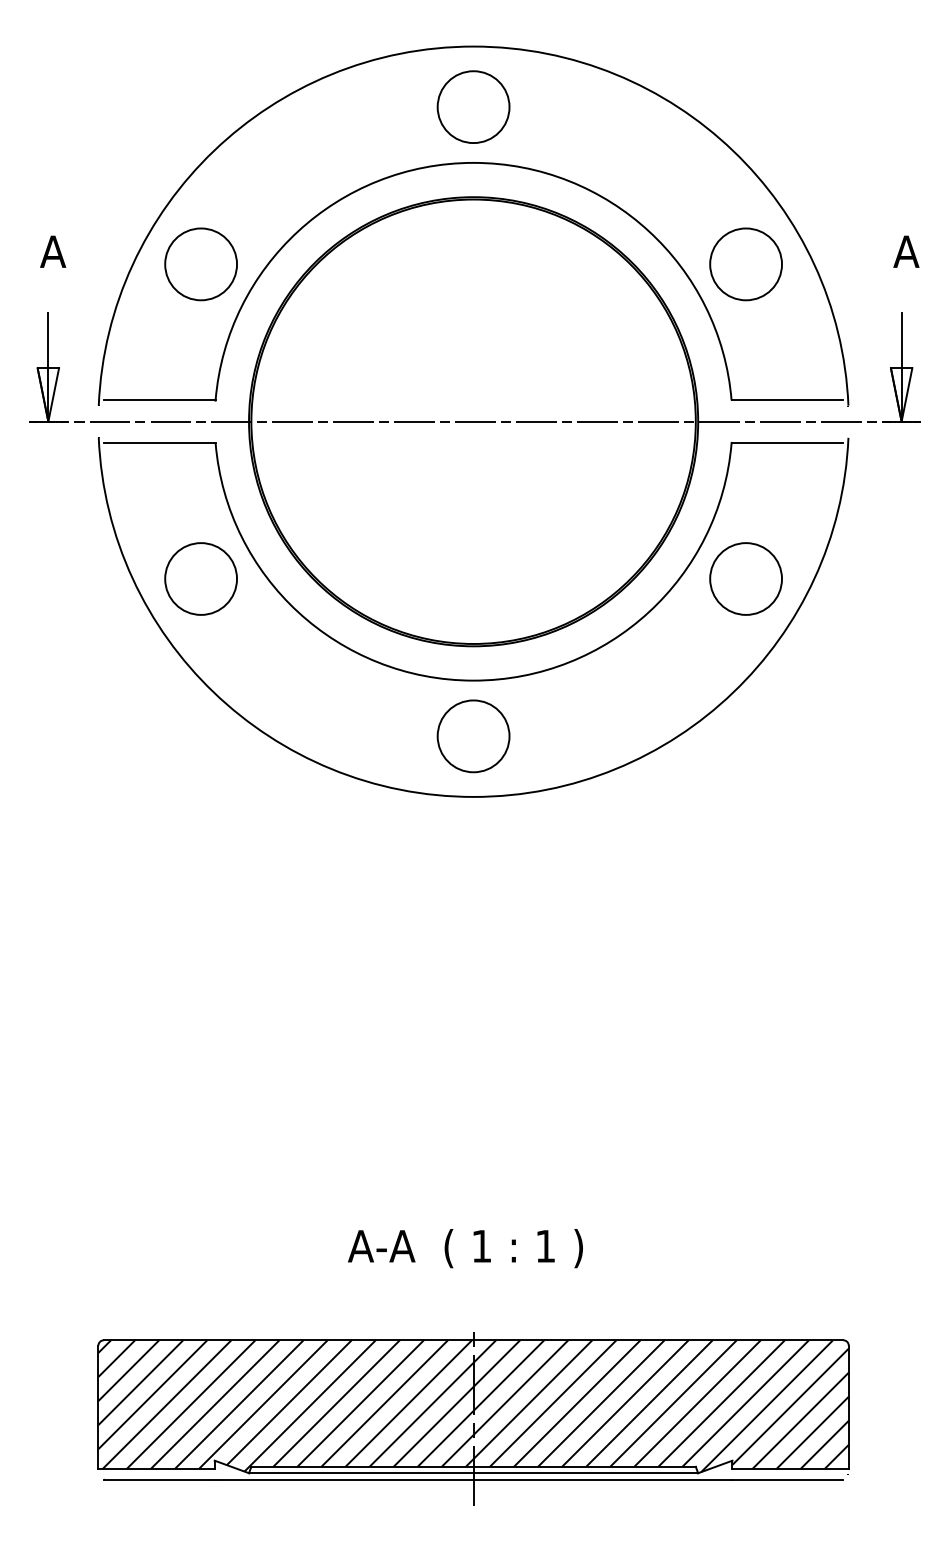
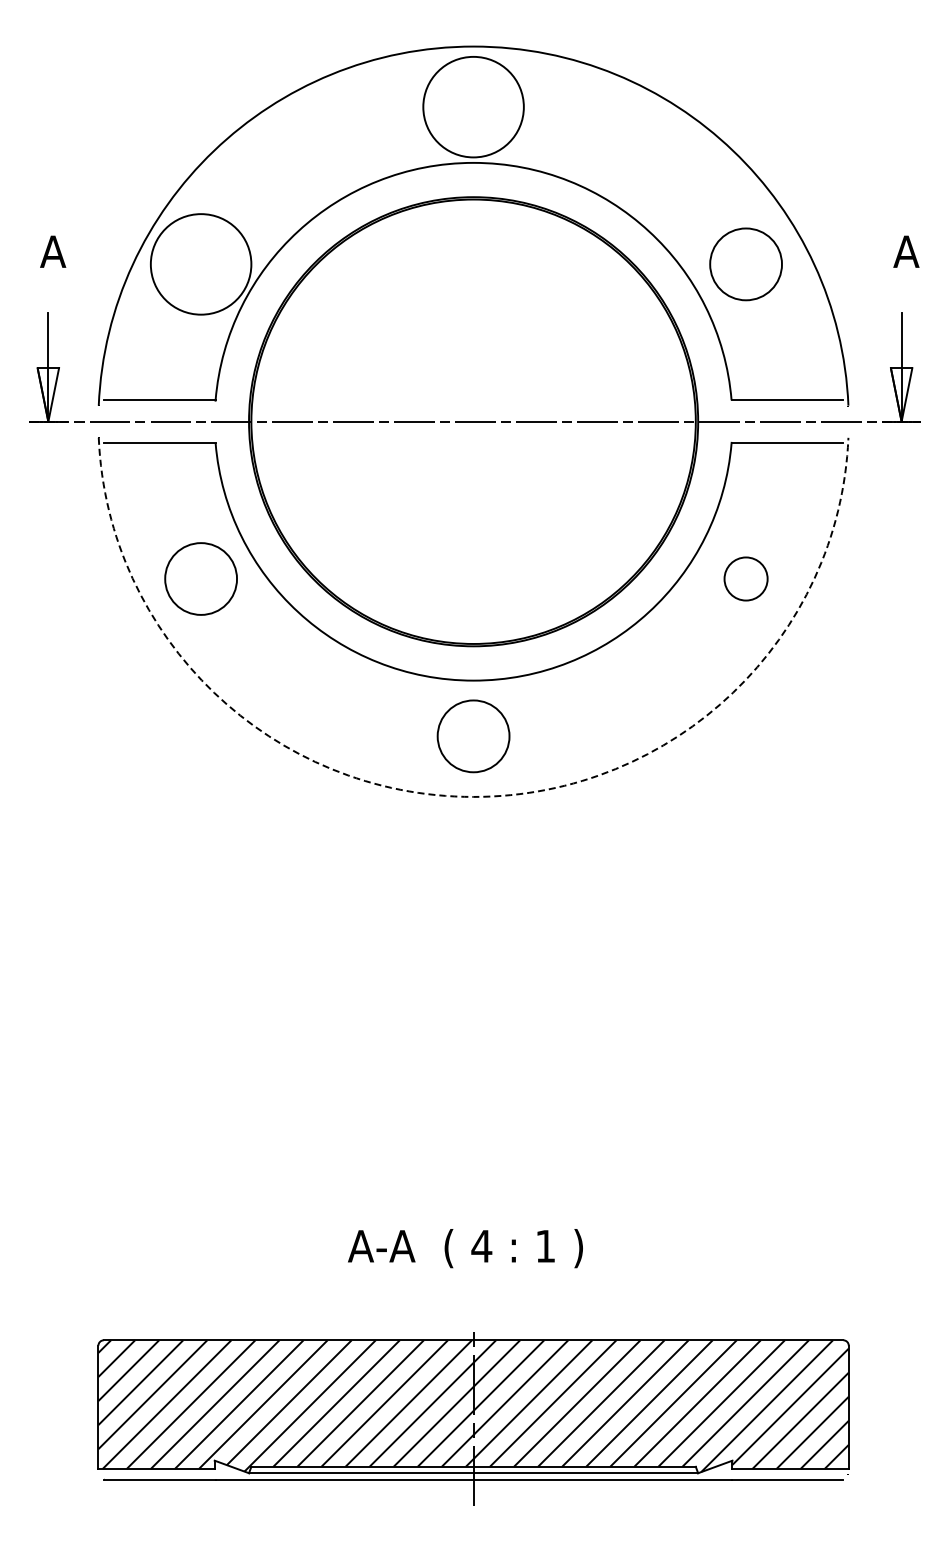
circle diameter: 72 px -> 101 px (473, 106)
circle diameter: 72 px -> 101 px (200, 264)
circle diameter: 72 px -> 43 px (745, 578)
arc: solid -> dashed (473, 796)
text: 1 -> 4 (481, 1246)
